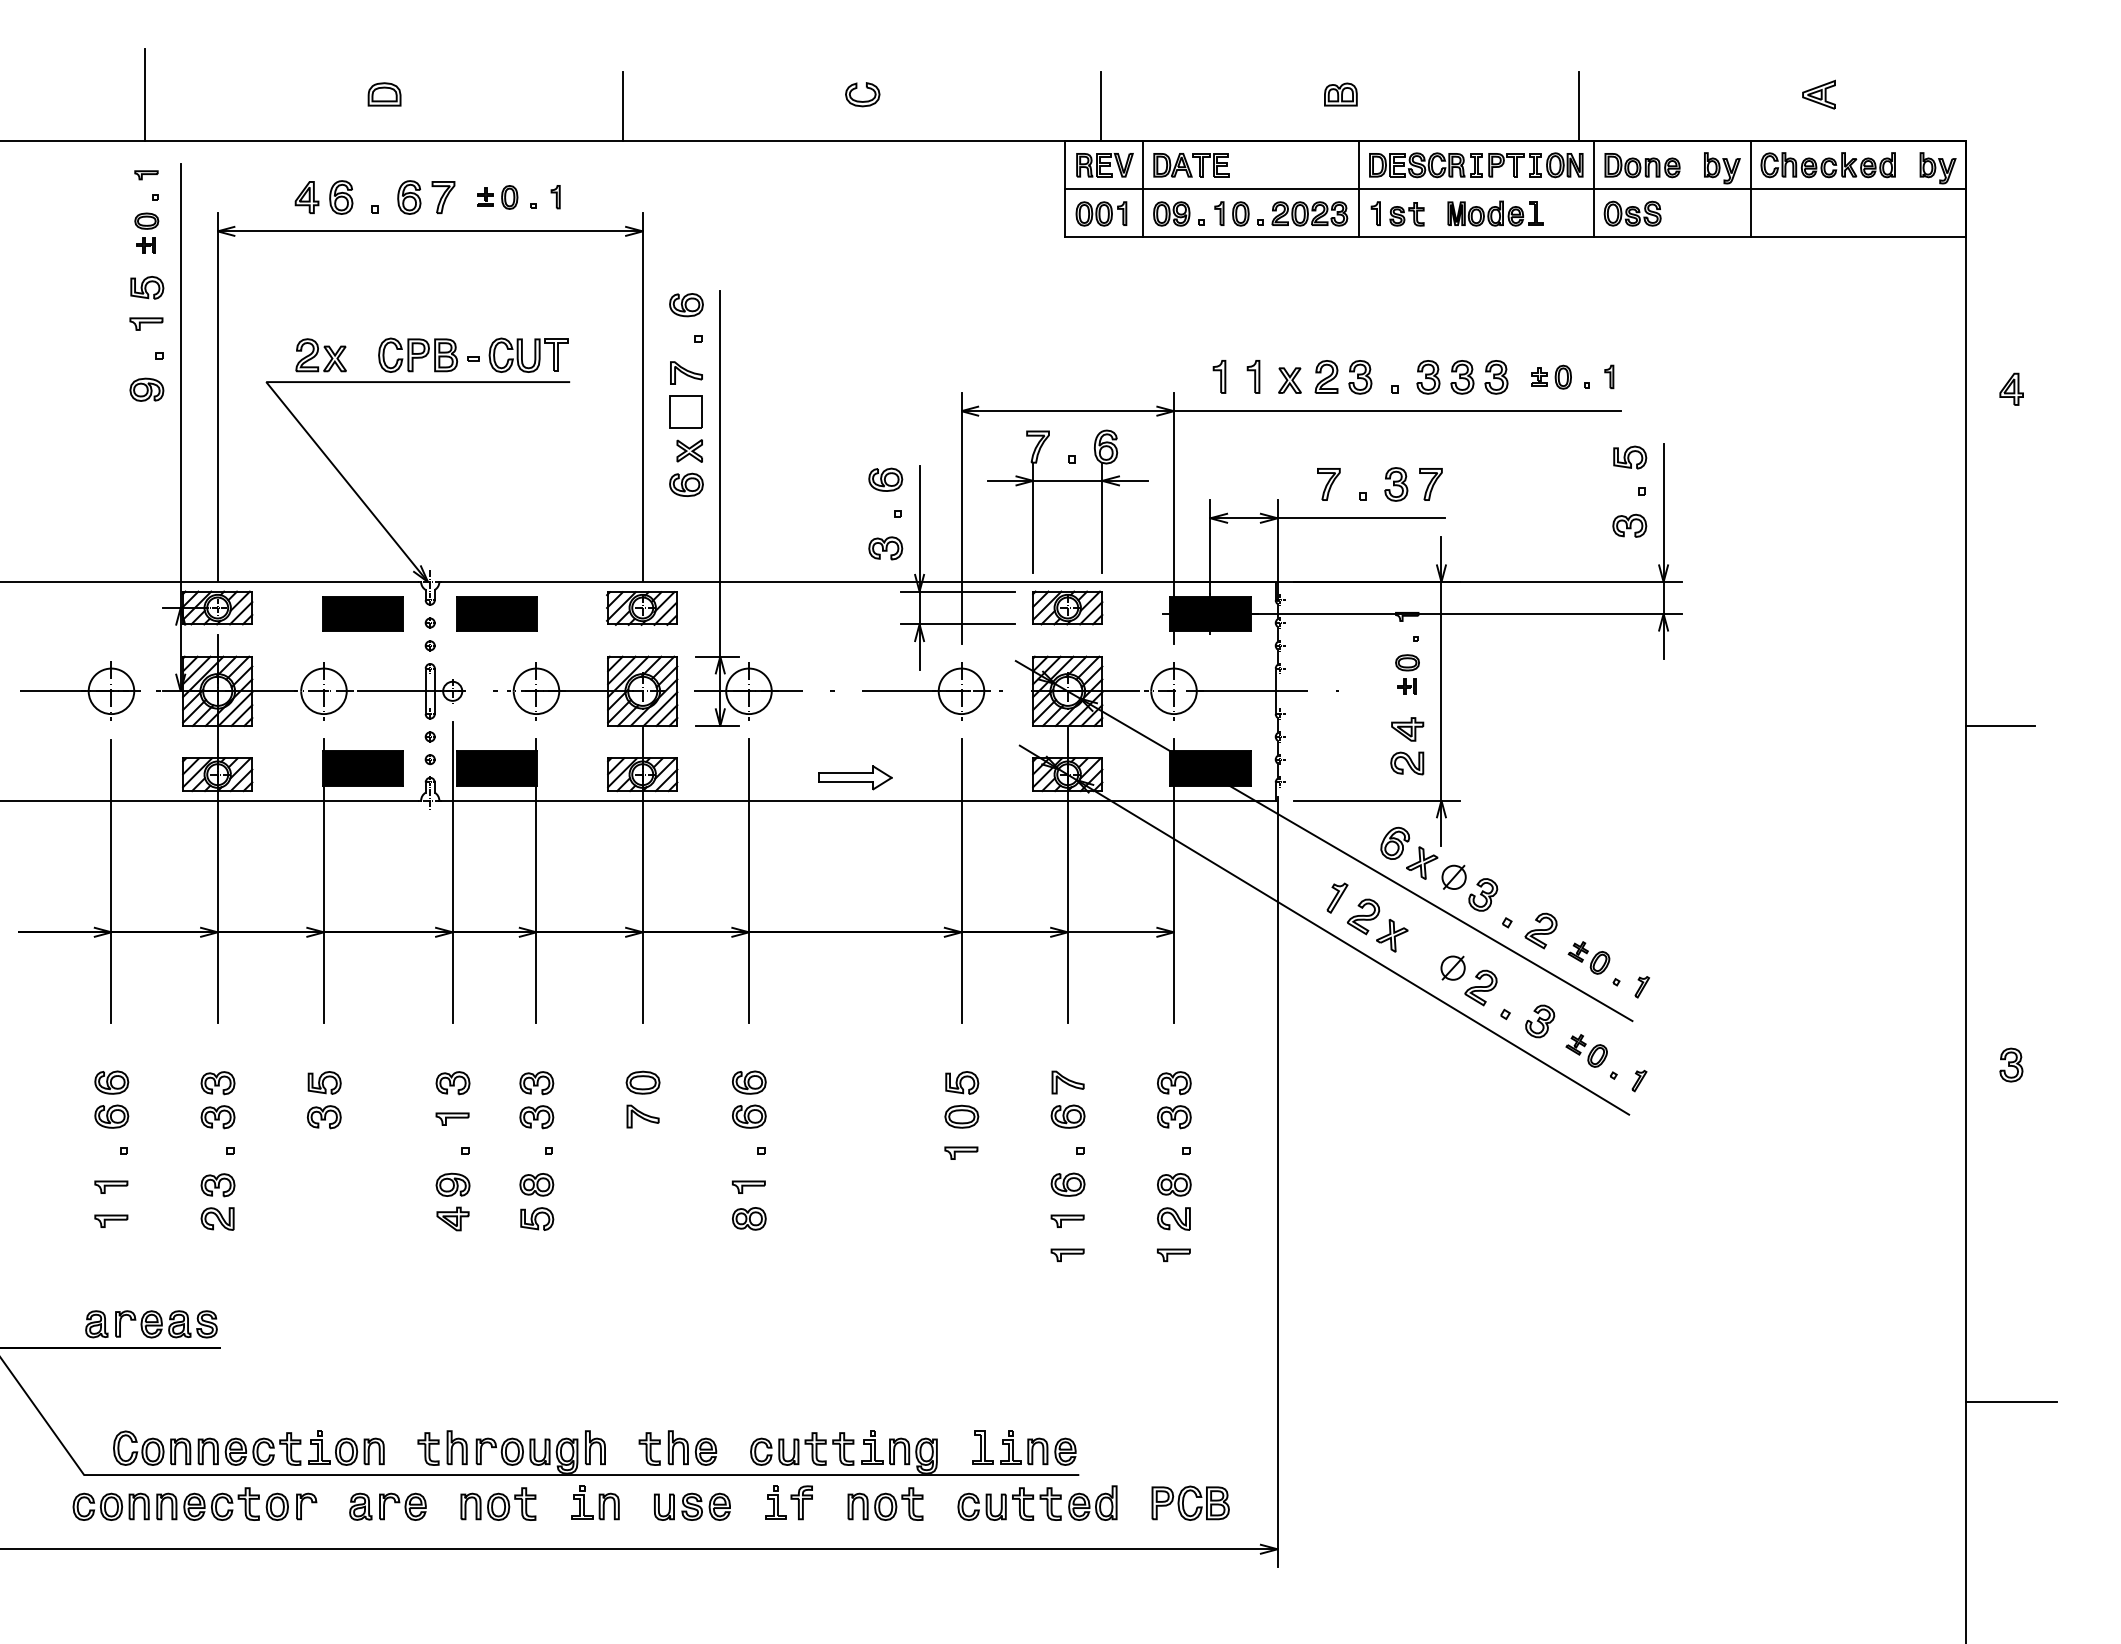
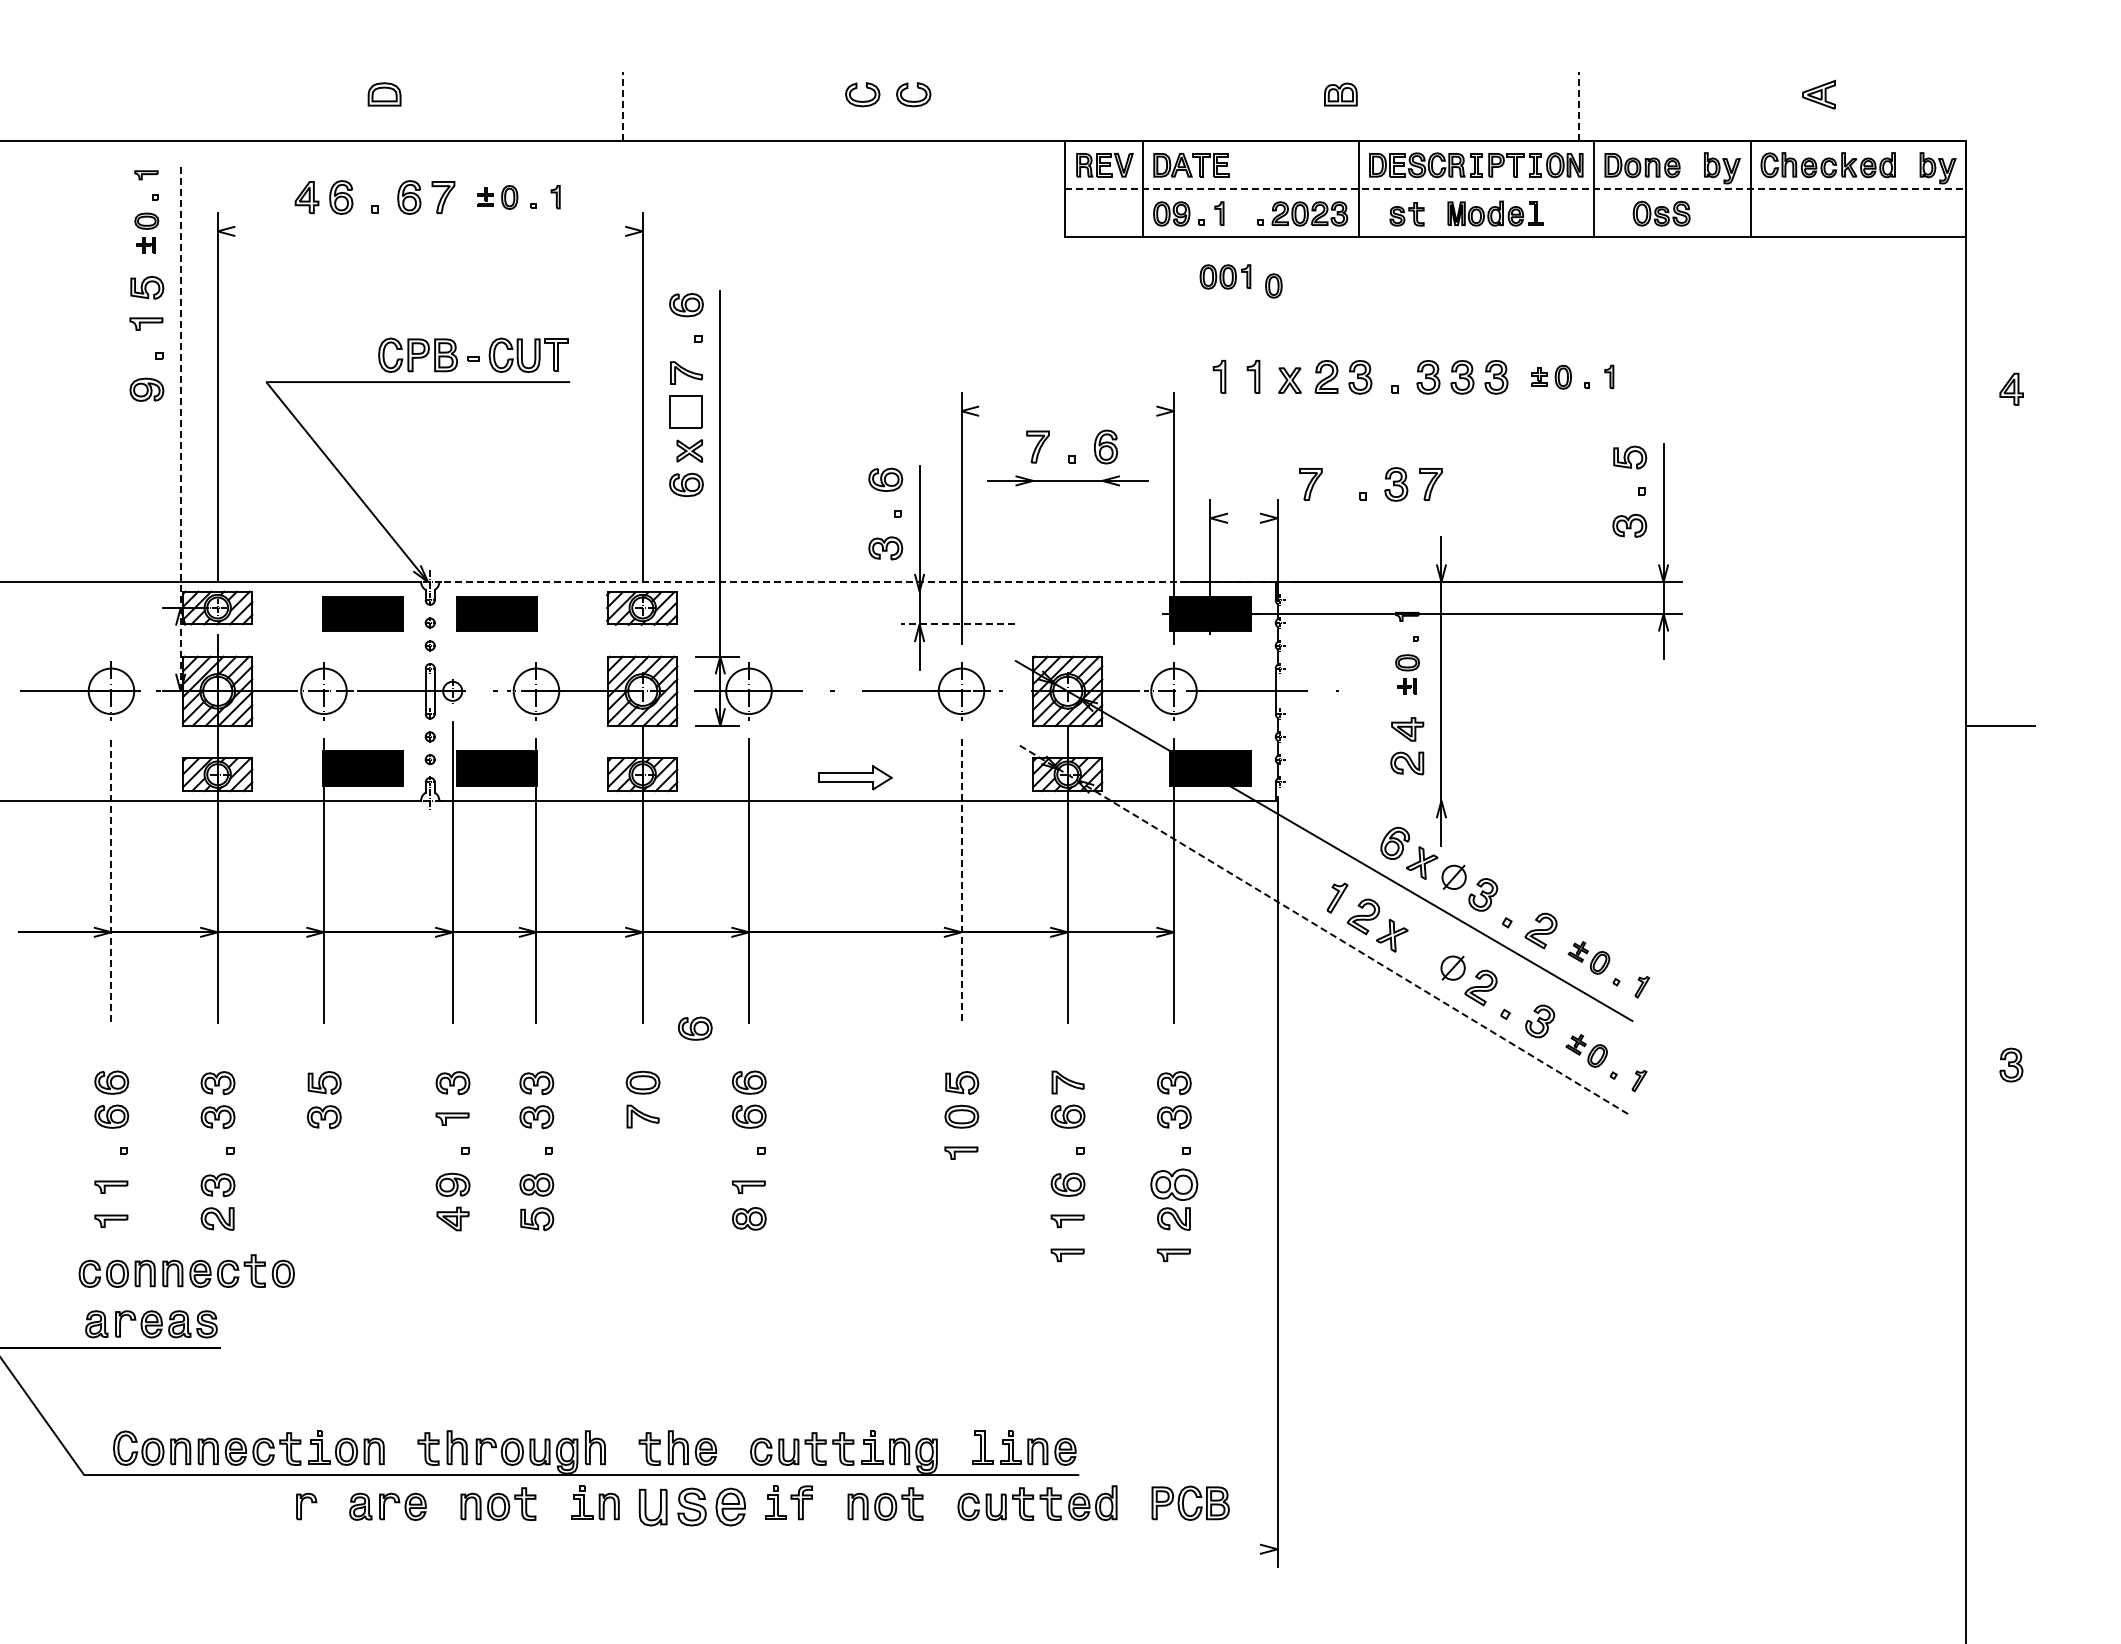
line: present -> none (144, 94)
part: none -> present (911, 100)
line: solid -> dashed (622, 105)
line: solid -> dashed (1579, 105)
line: present -> none (1101, 106)
line: solid -> dashed (1516, 188)
part position: (1101, 213) -> (1225, 276) (1225, 276)
part position: (1240, 213) -> (1273, 285) (1273, 285)
part: present -> none (1375, 213)
part position: (1632, 213) -> (1661, 213) (1661, 213)
line: present -> none (429, 231)
part: present -> none (320, 355)
line: present -> none (1290, 411)
line: solid -> dashed (180, 427)
part position: (1328, 484) -> (1310, 484) (1310, 484)
line: present -> none (1033, 517)
line: present -> none (1102, 517)
line: present -> none (1327, 518)
line: solid -> dashed (857, 582)
line: present -> none (957, 591)
part: present -> none (1067, 607)
line: solid -> dashed (958, 624)
line: present -> none (1376, 800)
line: solid -> dashed (111, 881)
line: solid -> dashed (961, 881)
line: solid -> dashed (1324, 930)
part: none -> present (695, 1028)
part size: 35x24 px -> 49x33 px (1174, 1184)
line: present -> none (2011, 1401)
part position: (180, 1503) -> (186, 1270) (186, 1270)
part size: 77x29 px -> 108x40 px (691, 1506)
line: present -> none (639, 1549)
